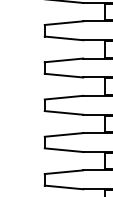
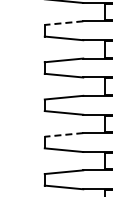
line: solid -> dashed (63, 23)
line: solid -> dashed (63, 134)
